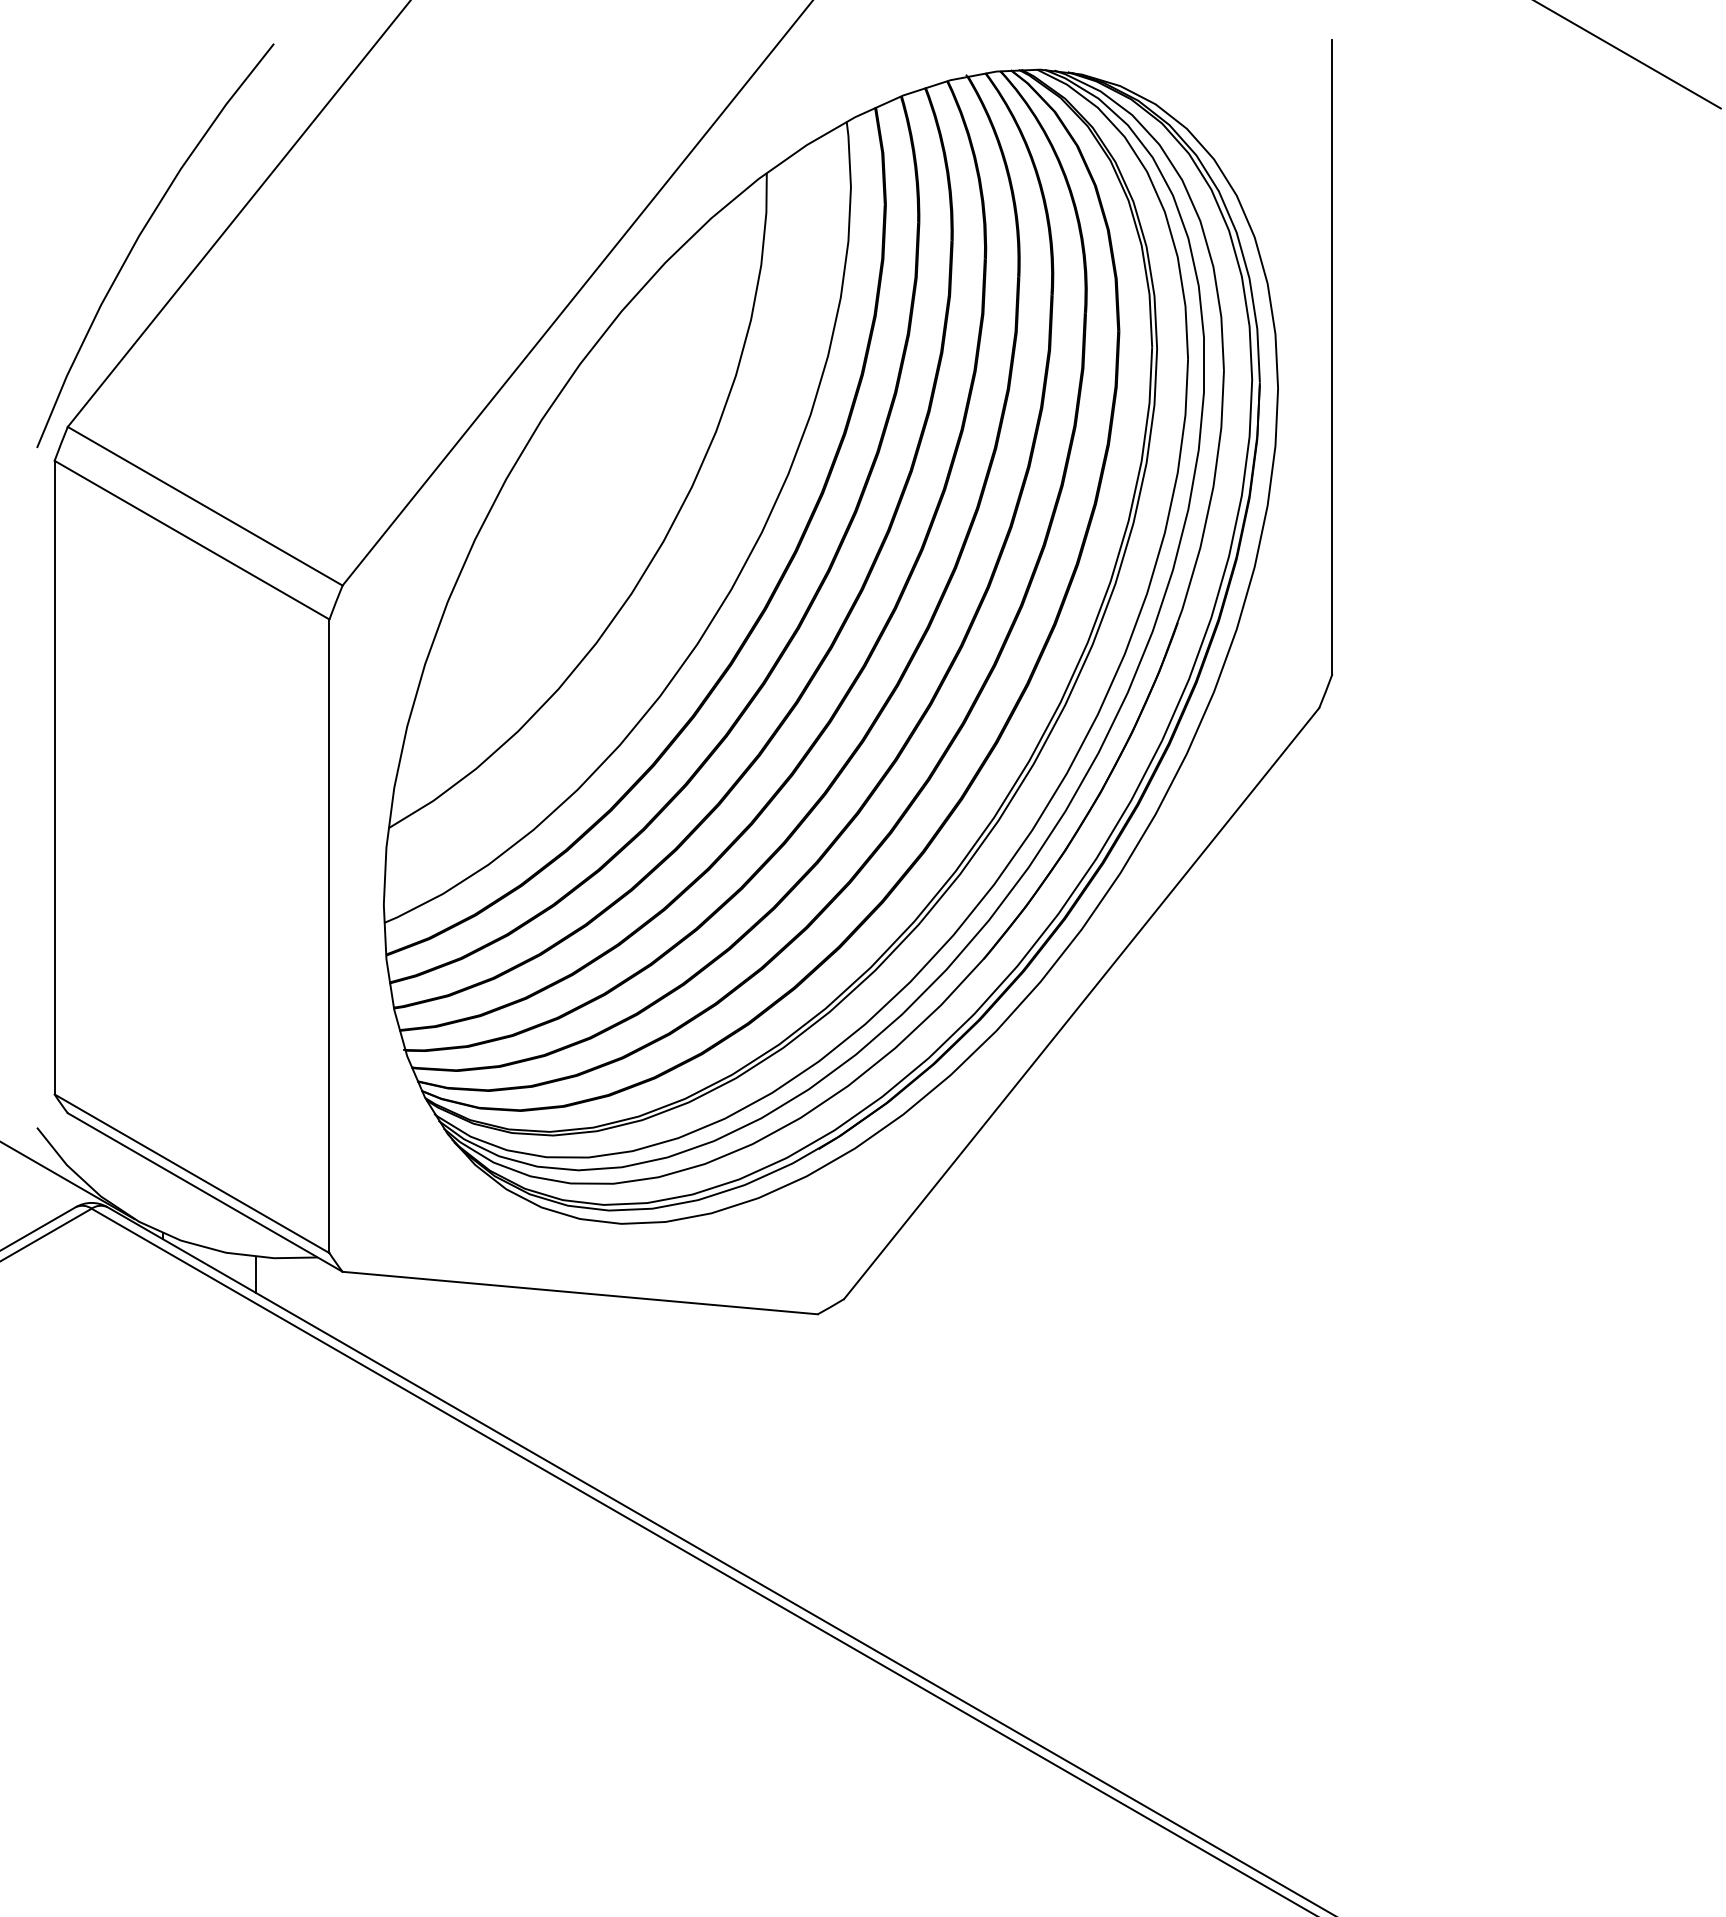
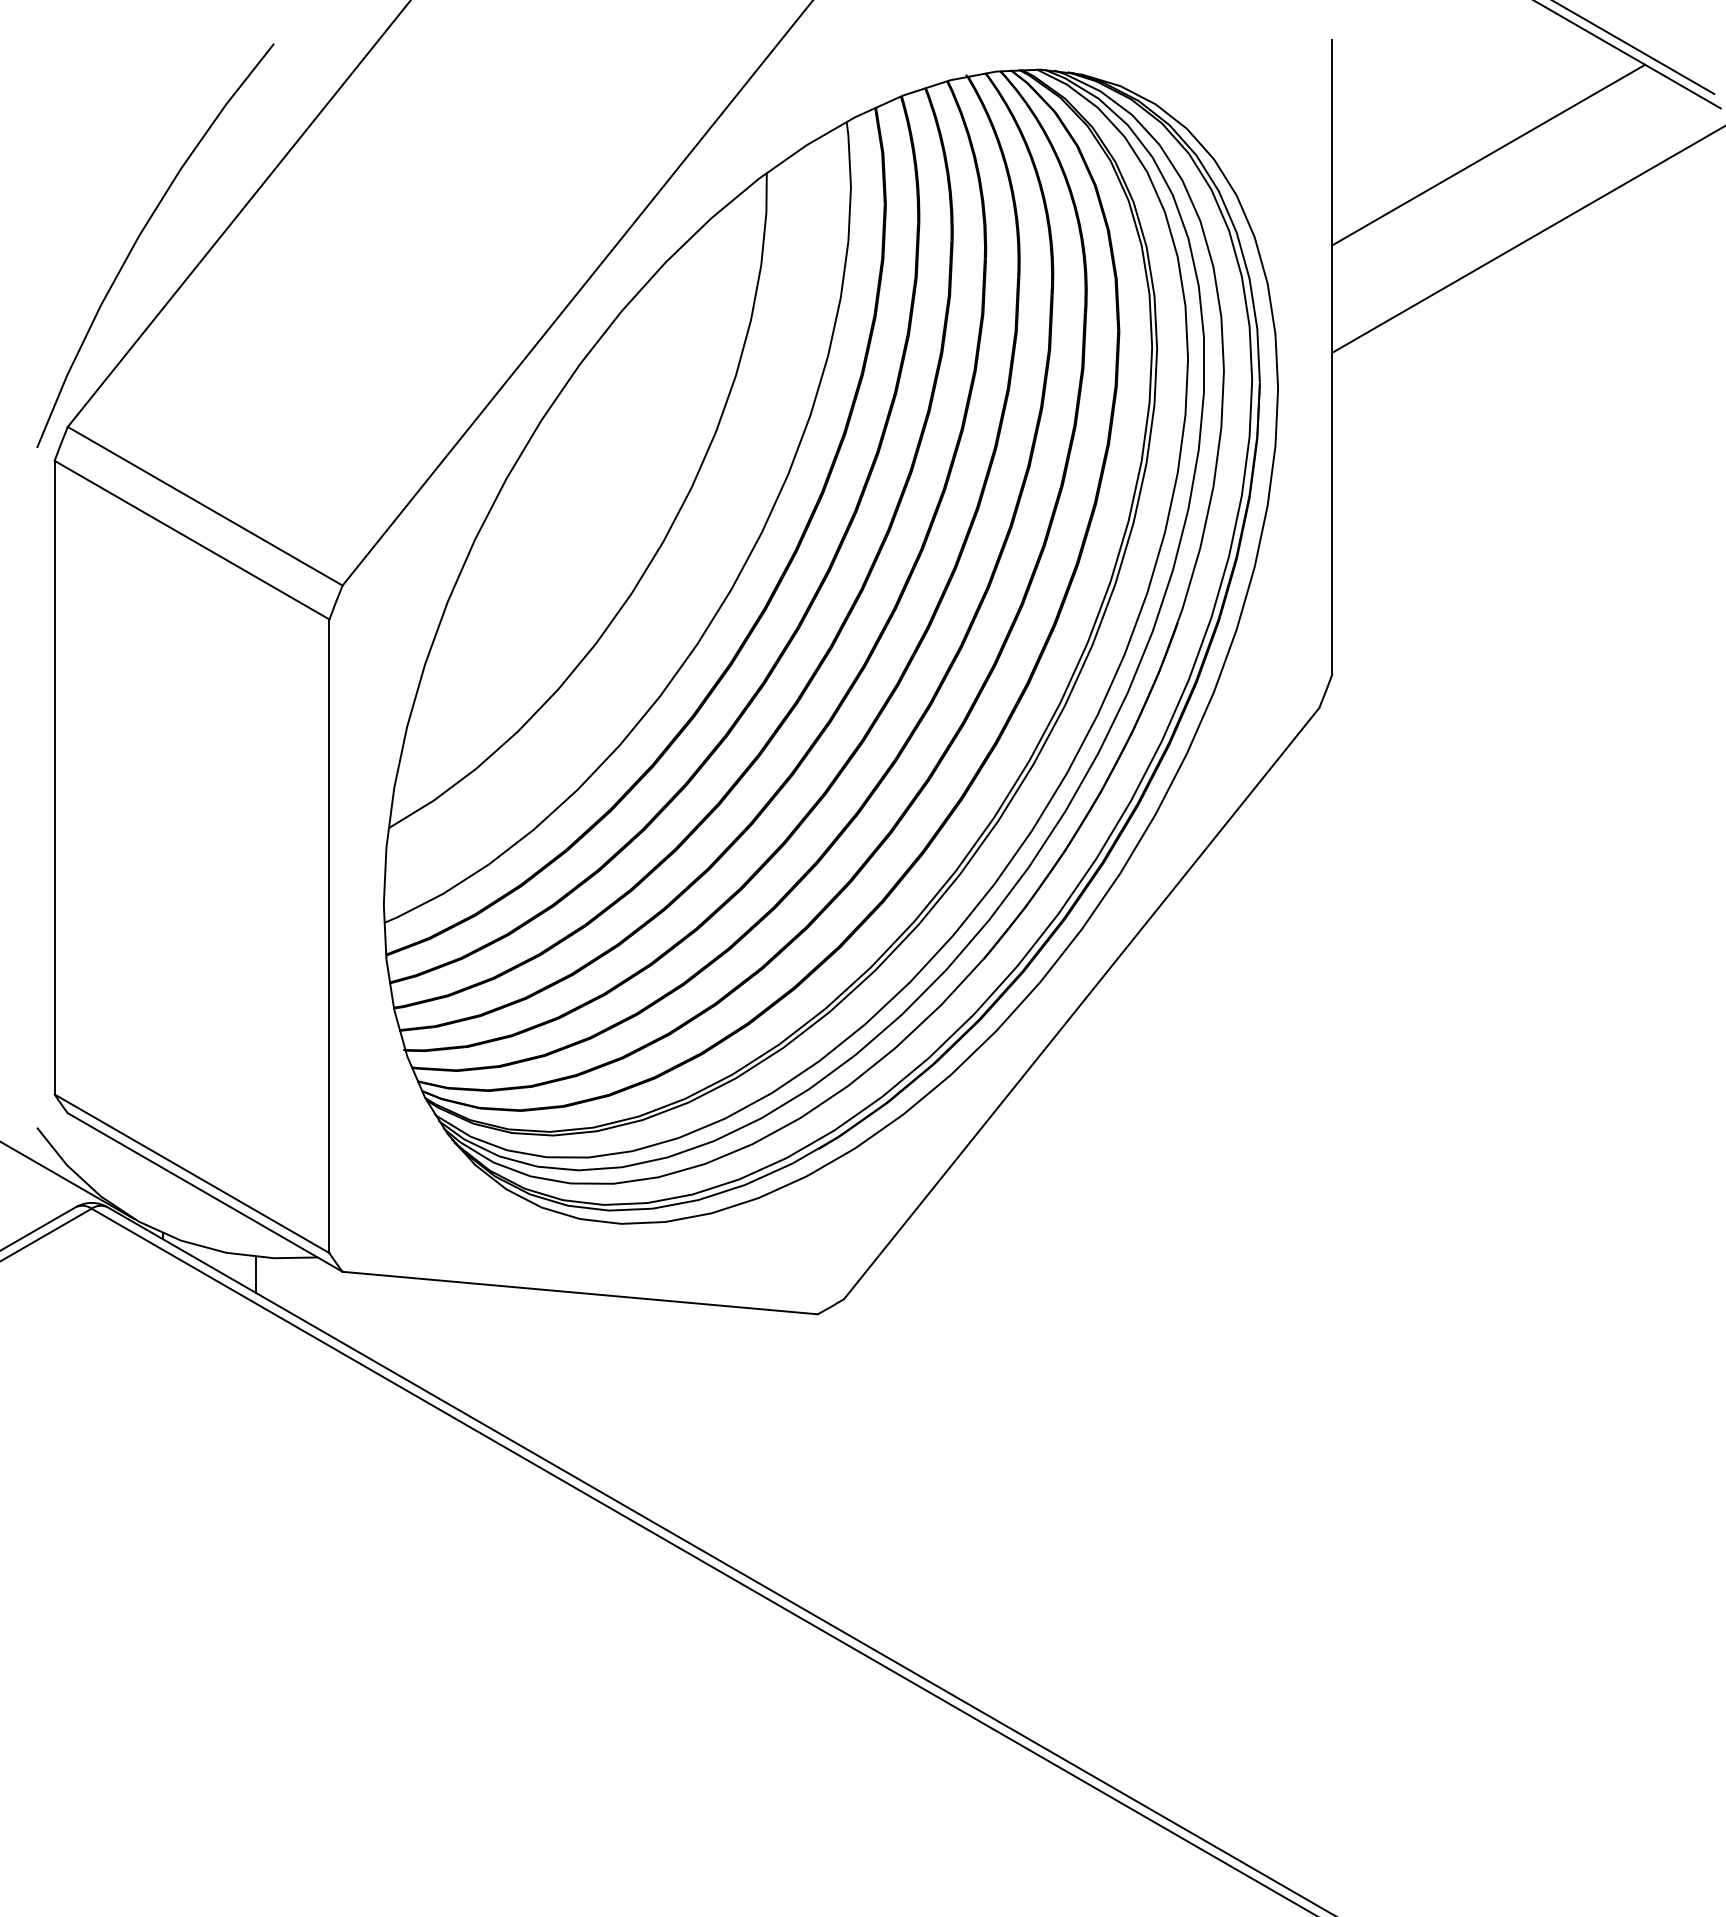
line: none -> present (1634, 48)
line: none -> present (1488, 154)
line: none -> present (1527, 239)
